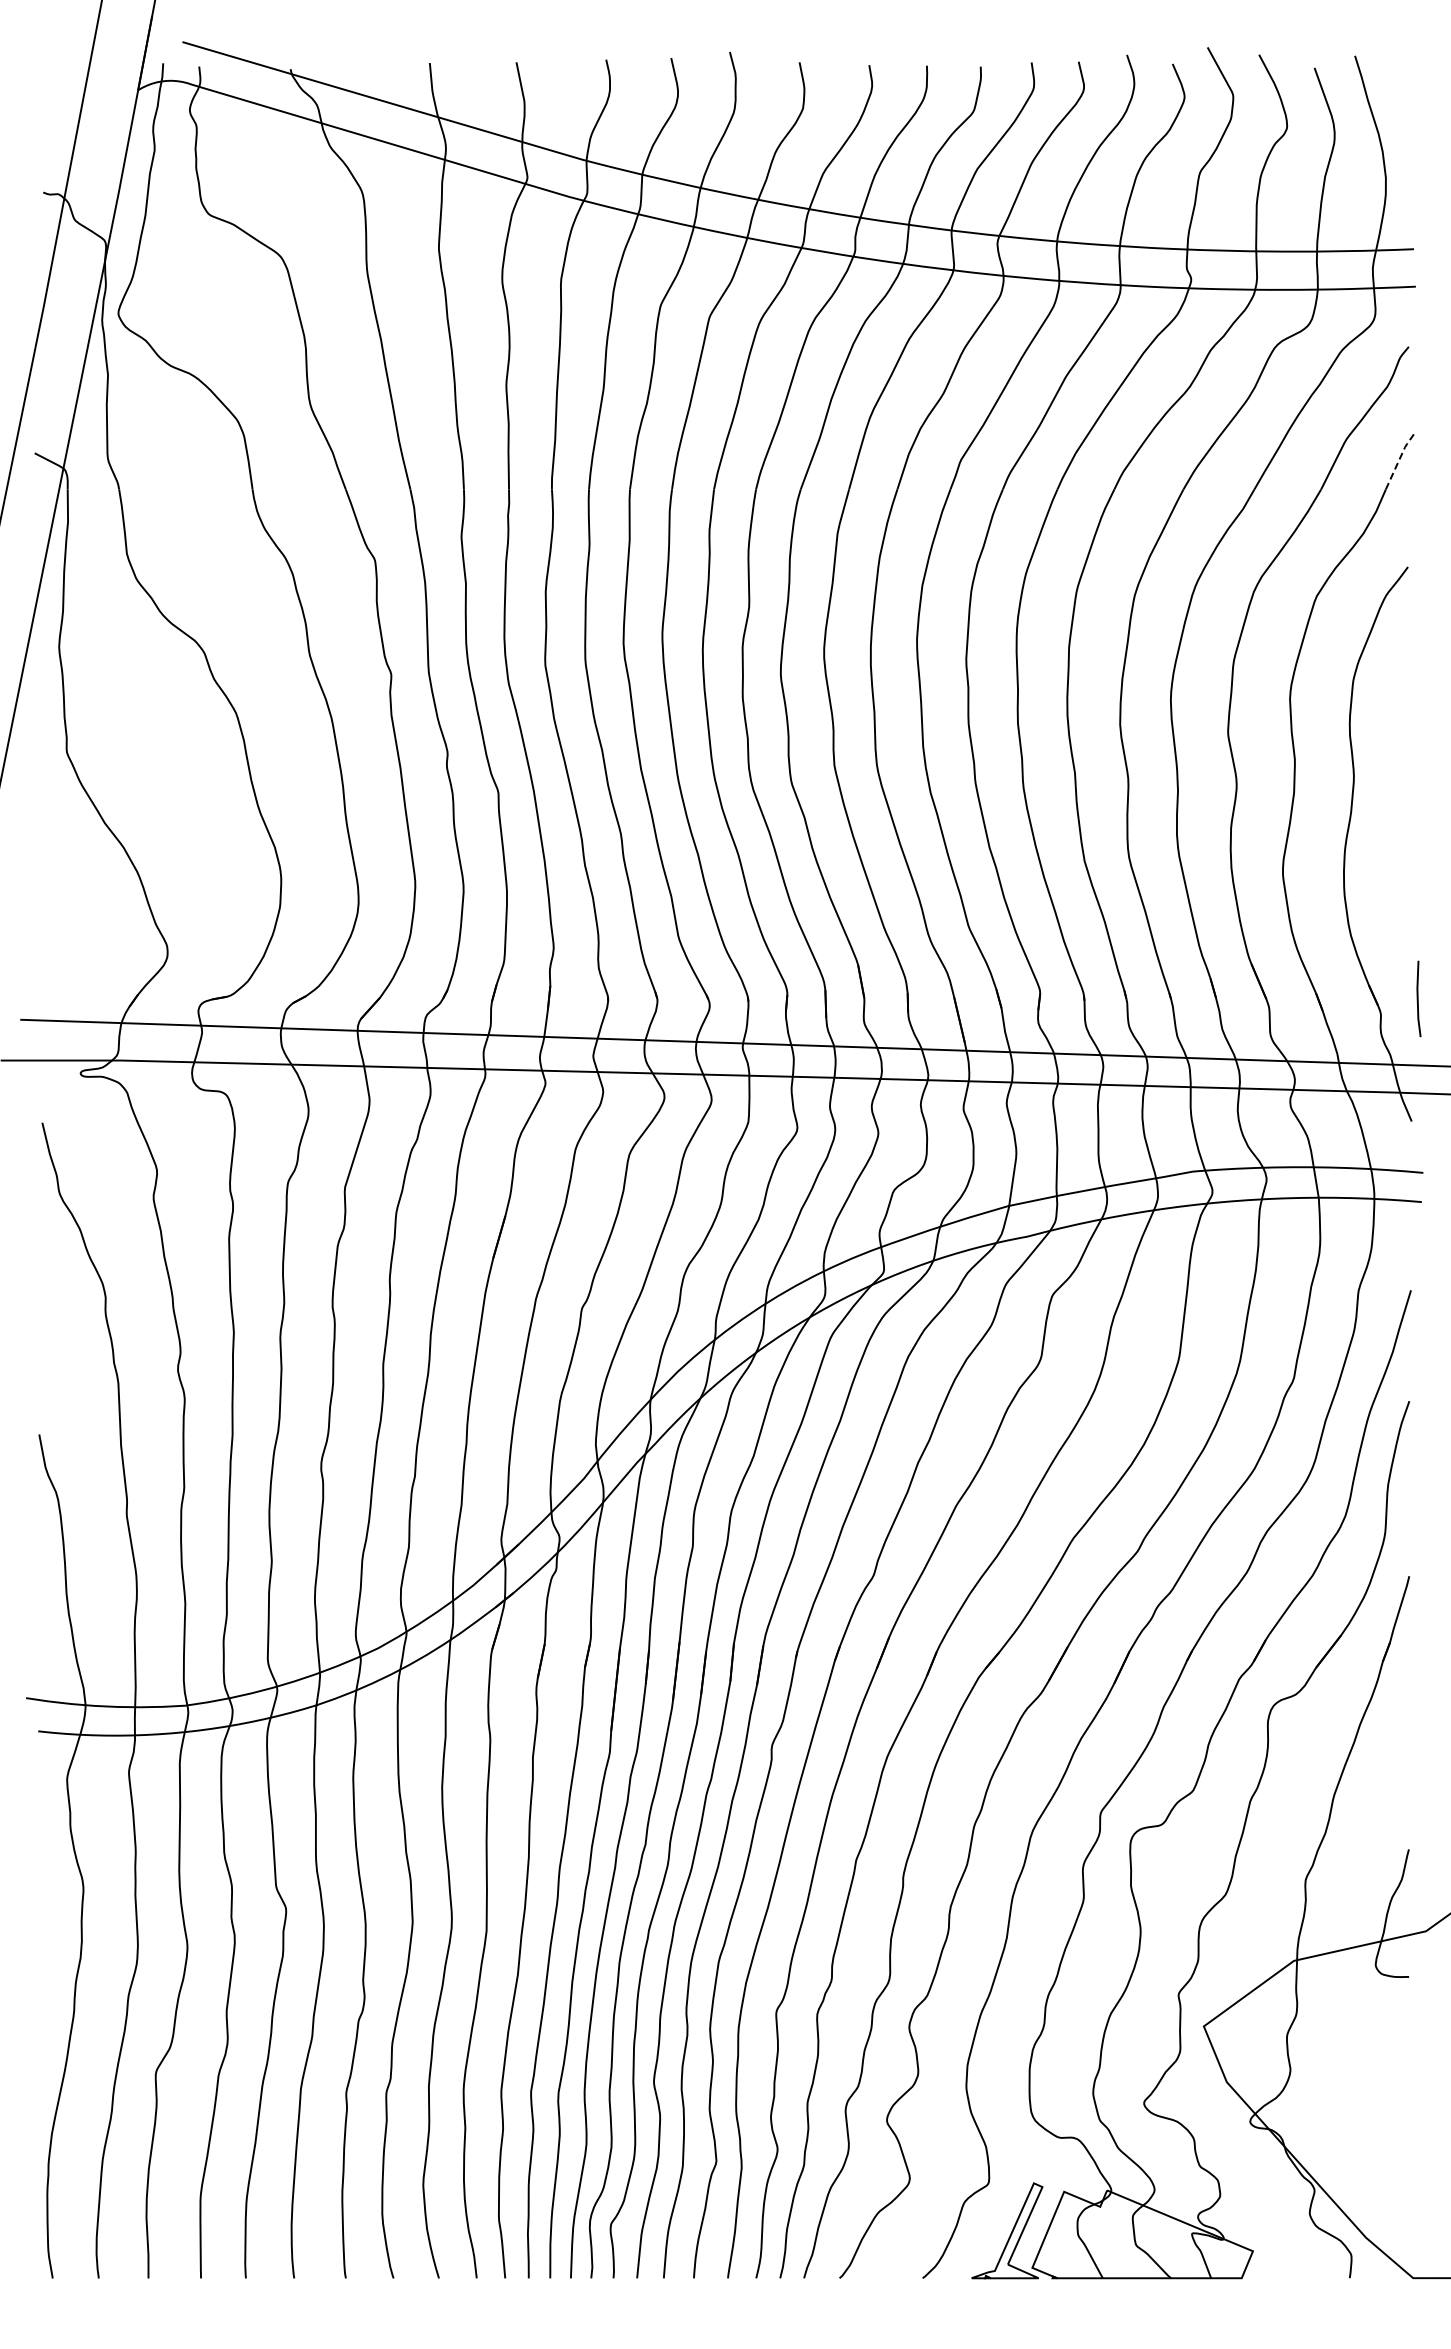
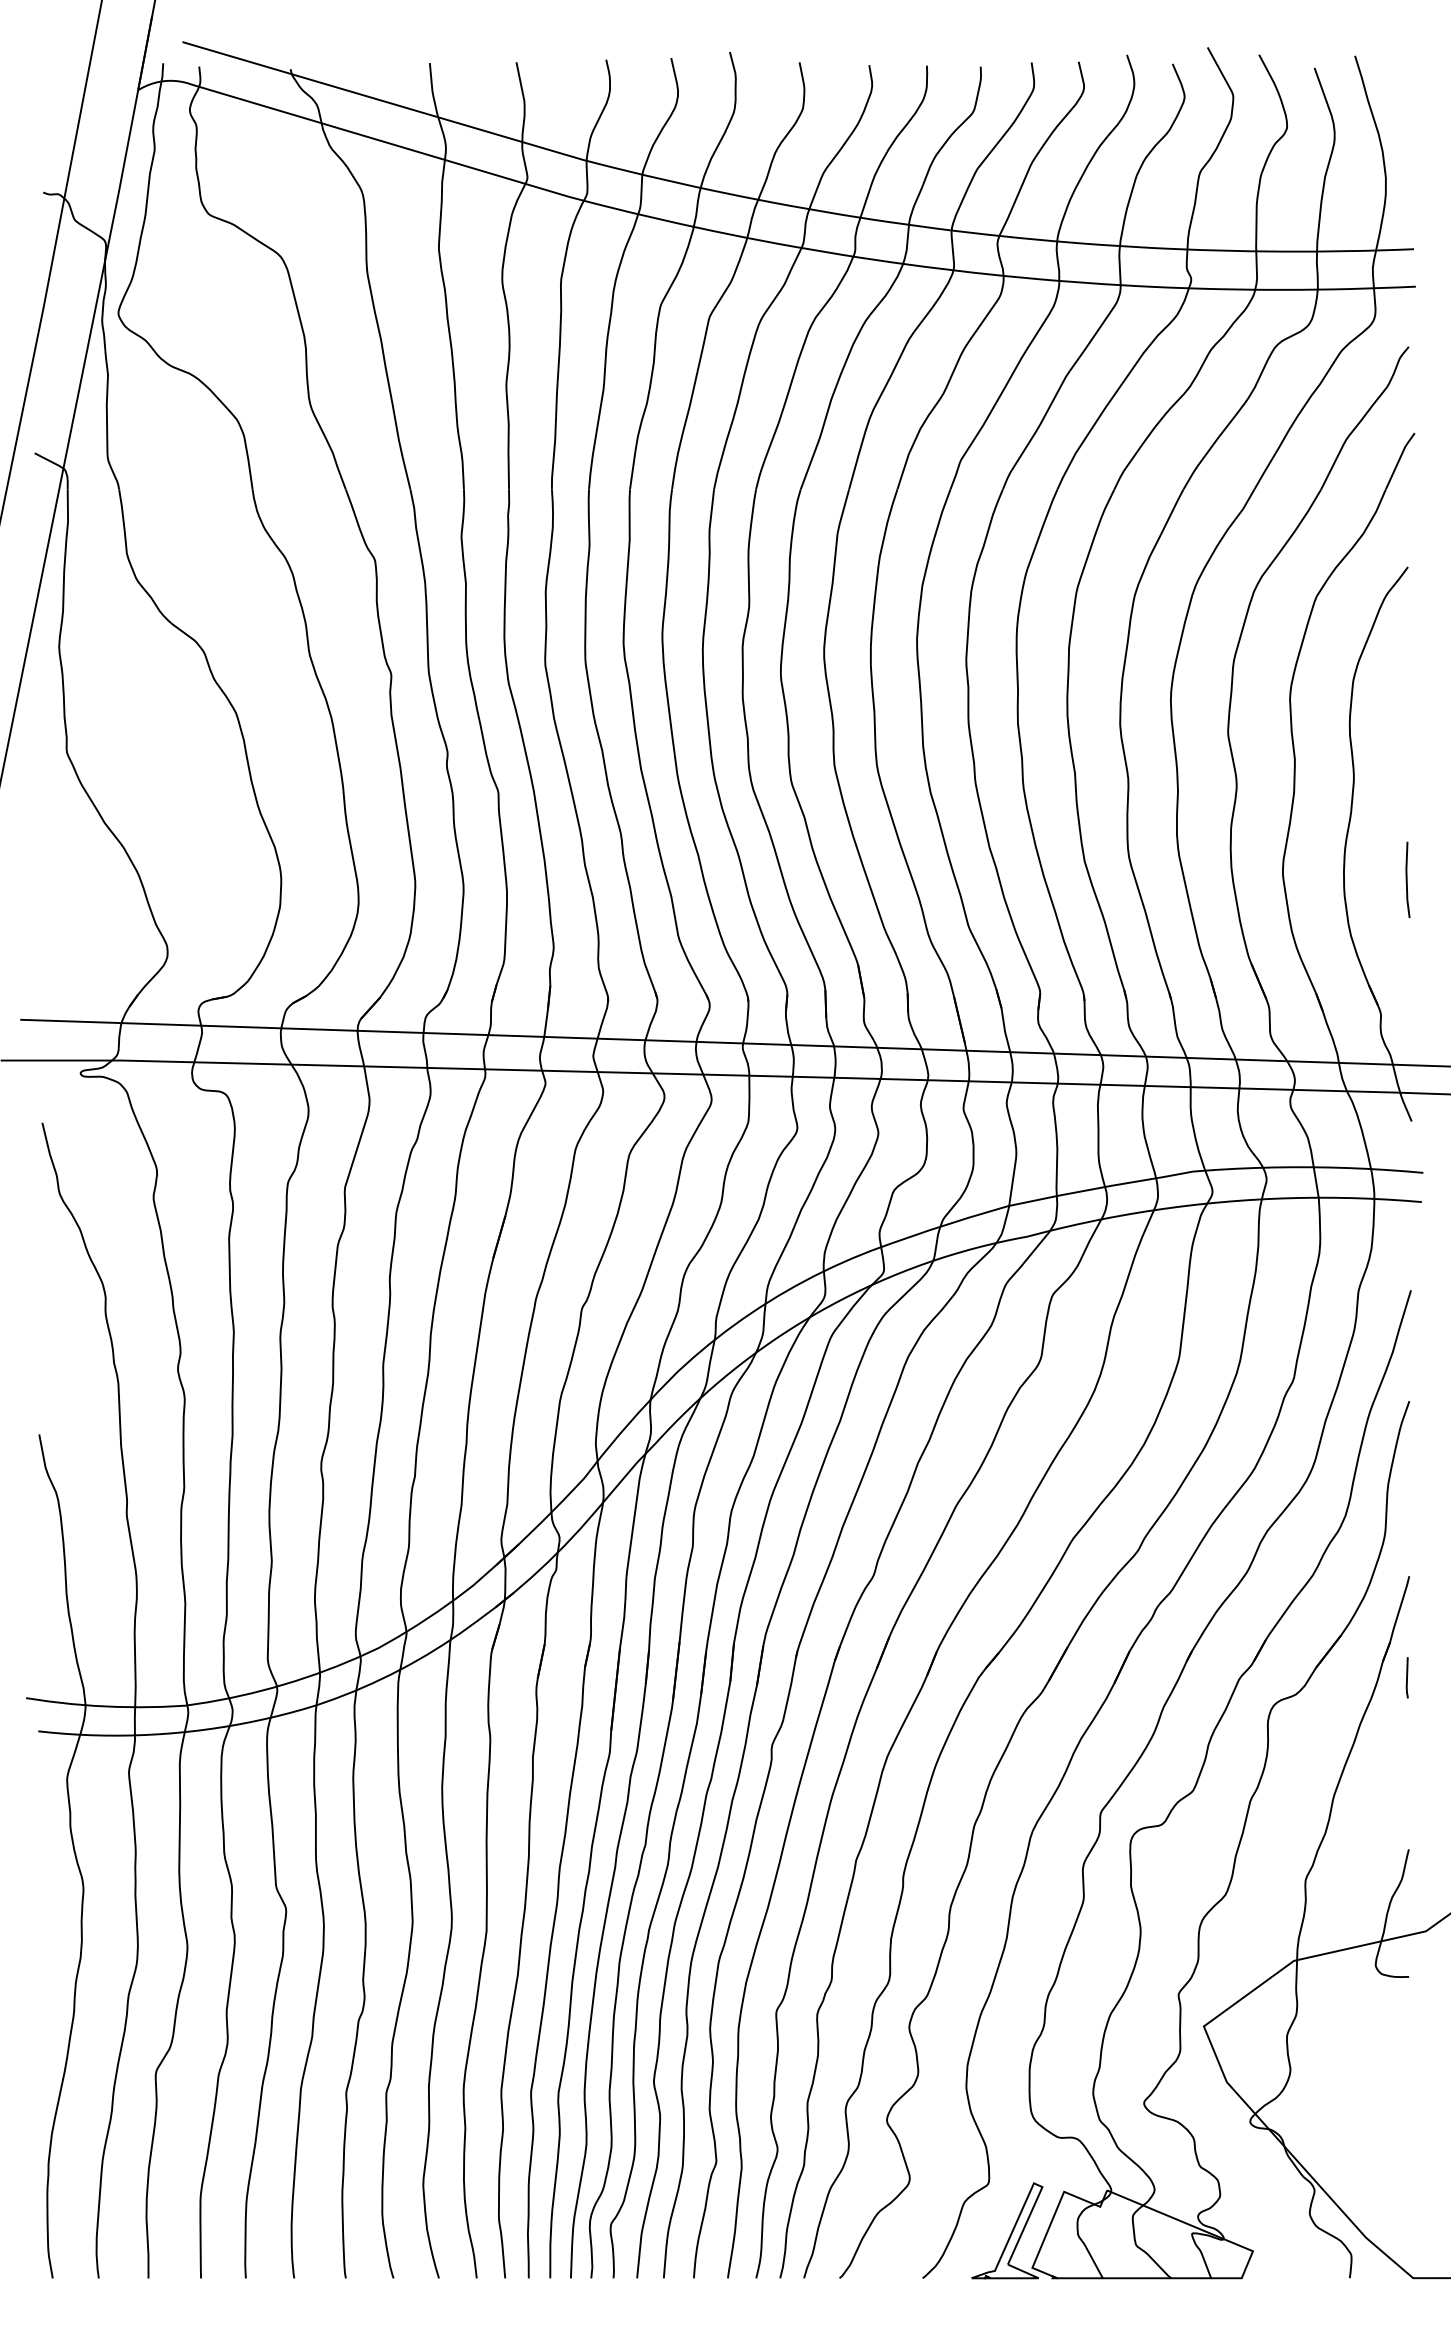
line: dashed -> solid (1399, 458)
line position: (1418, 998) -> (1407, 879) (1407, 879)
line: none -> present (1406, 1677)
